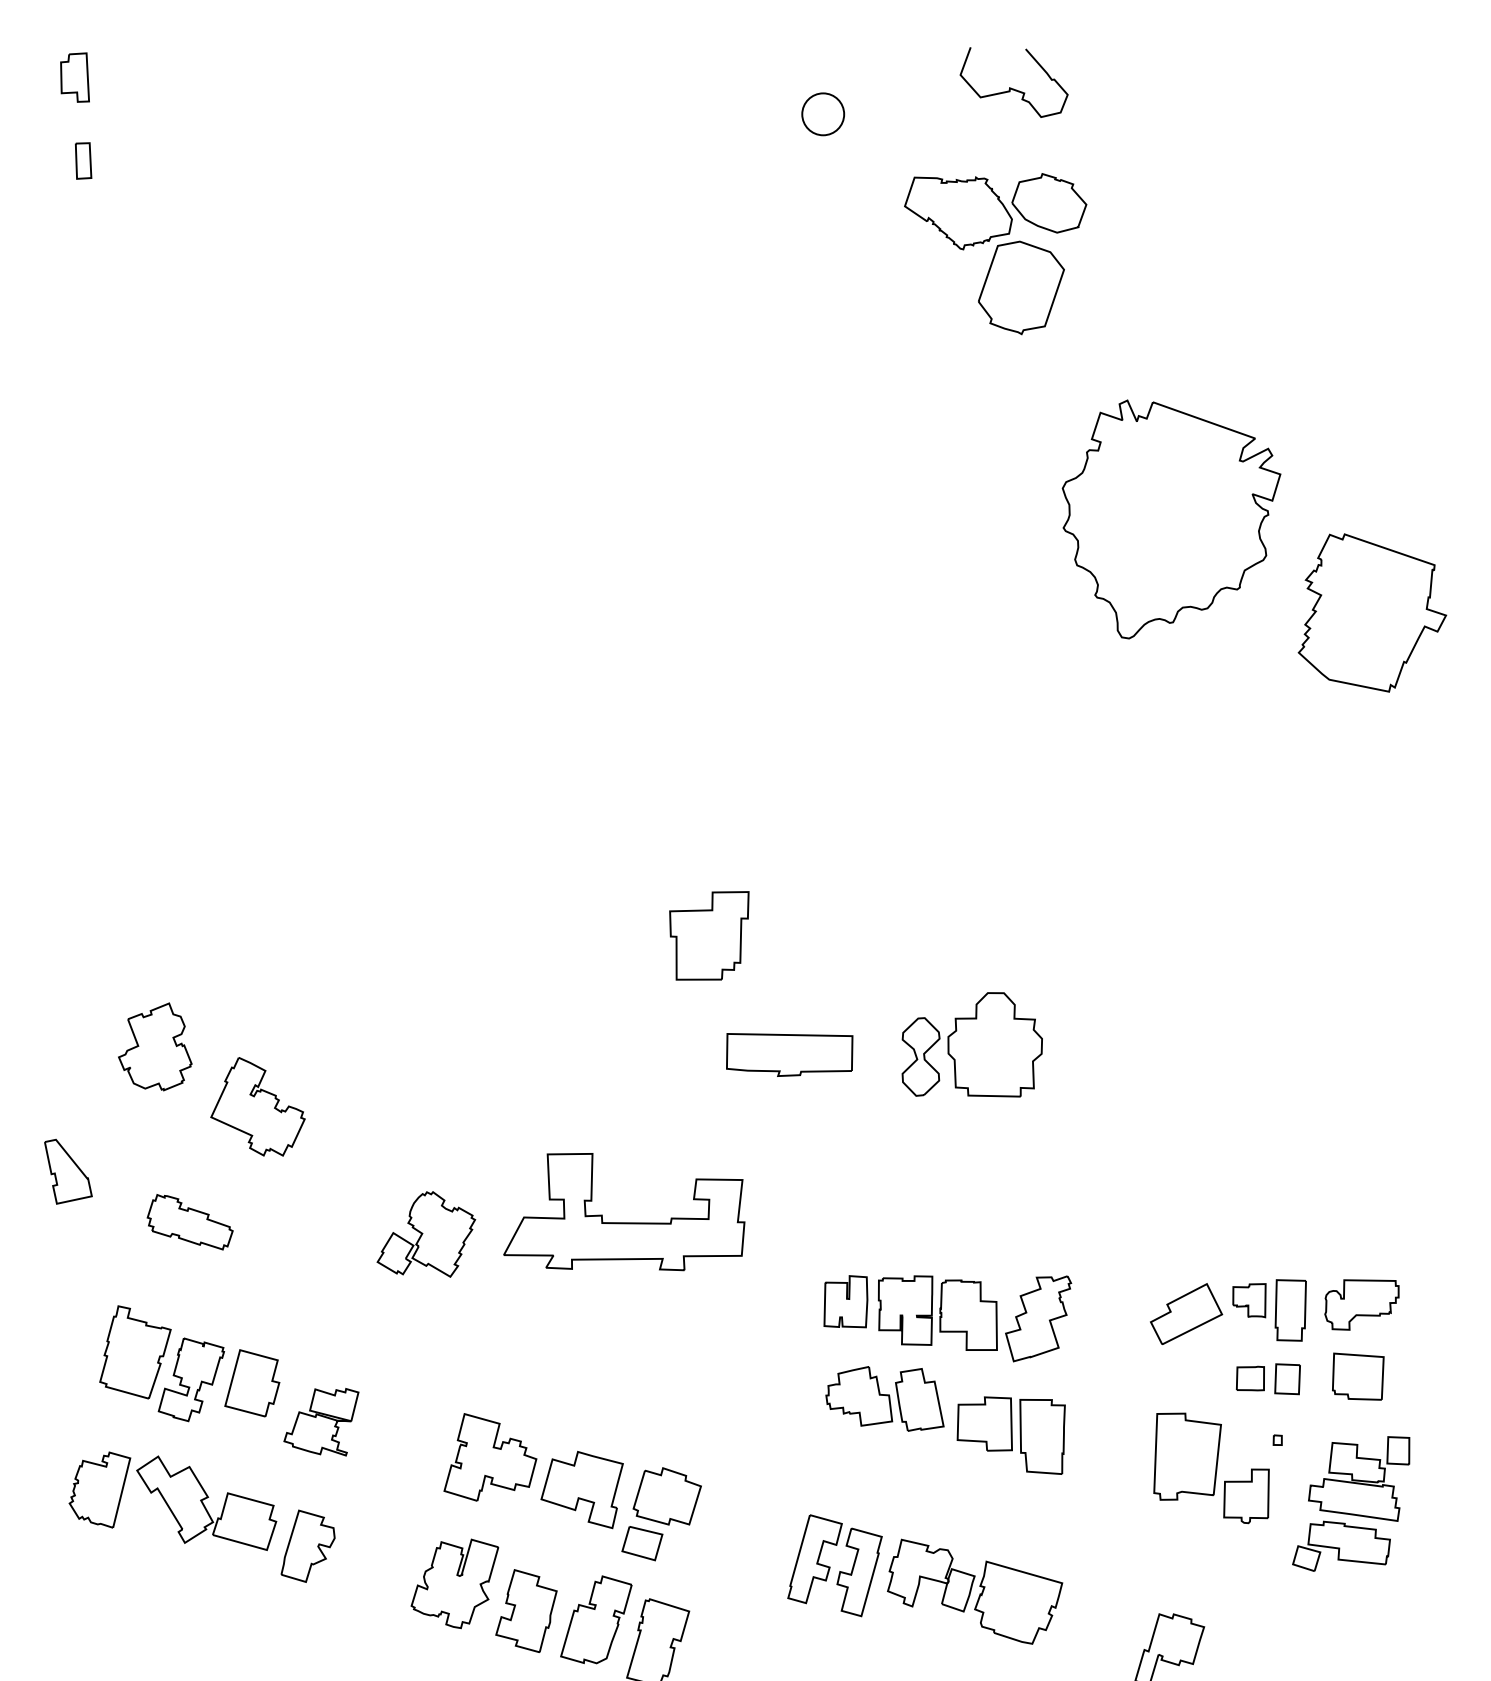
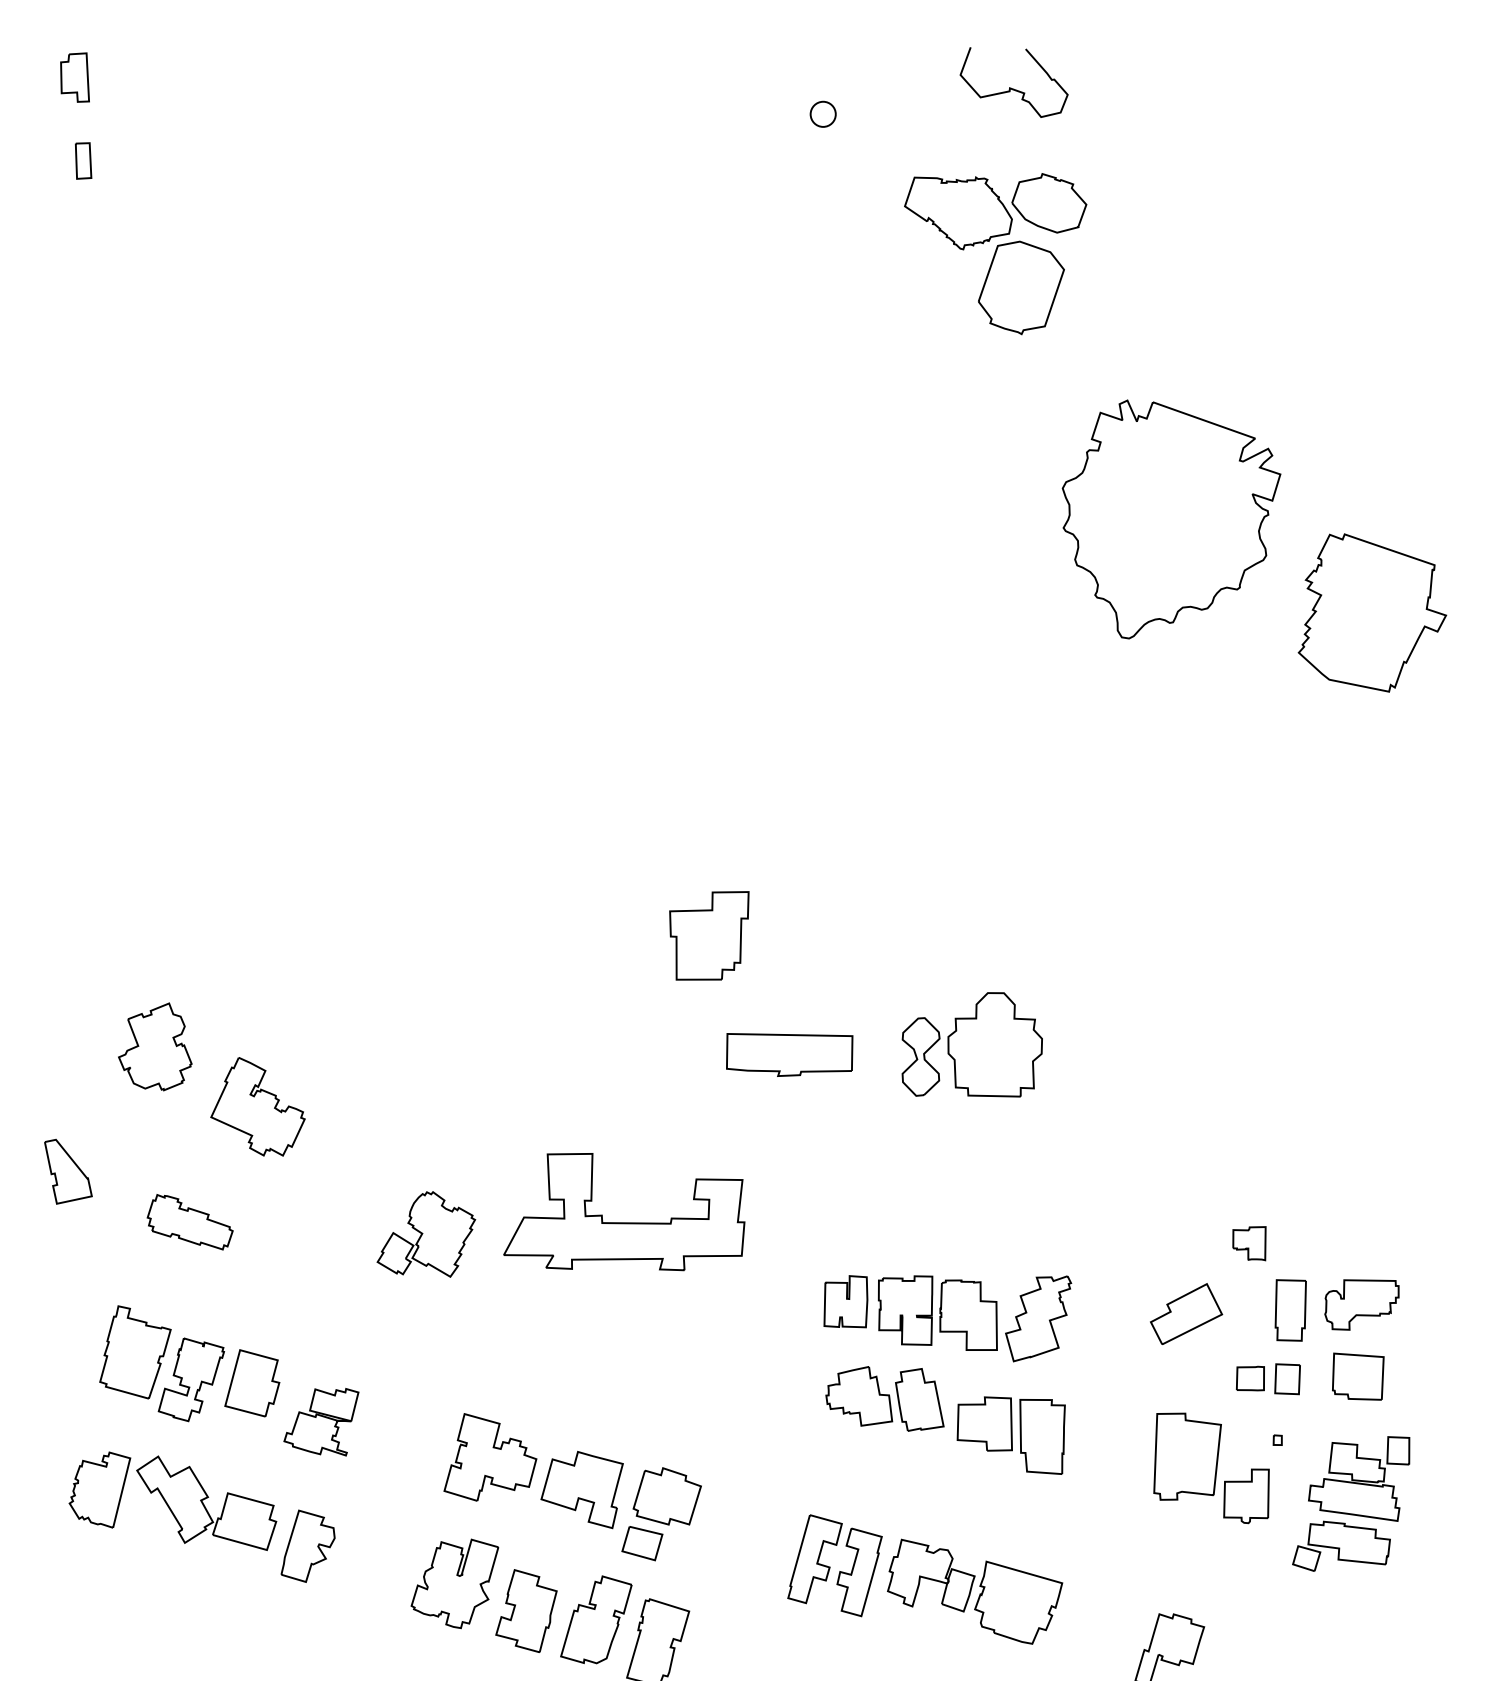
circle diameter: 42 px -> 25 px (822, 113)
part position: (1249, 1300) -> (1249, 1243) (1249, 1243)
